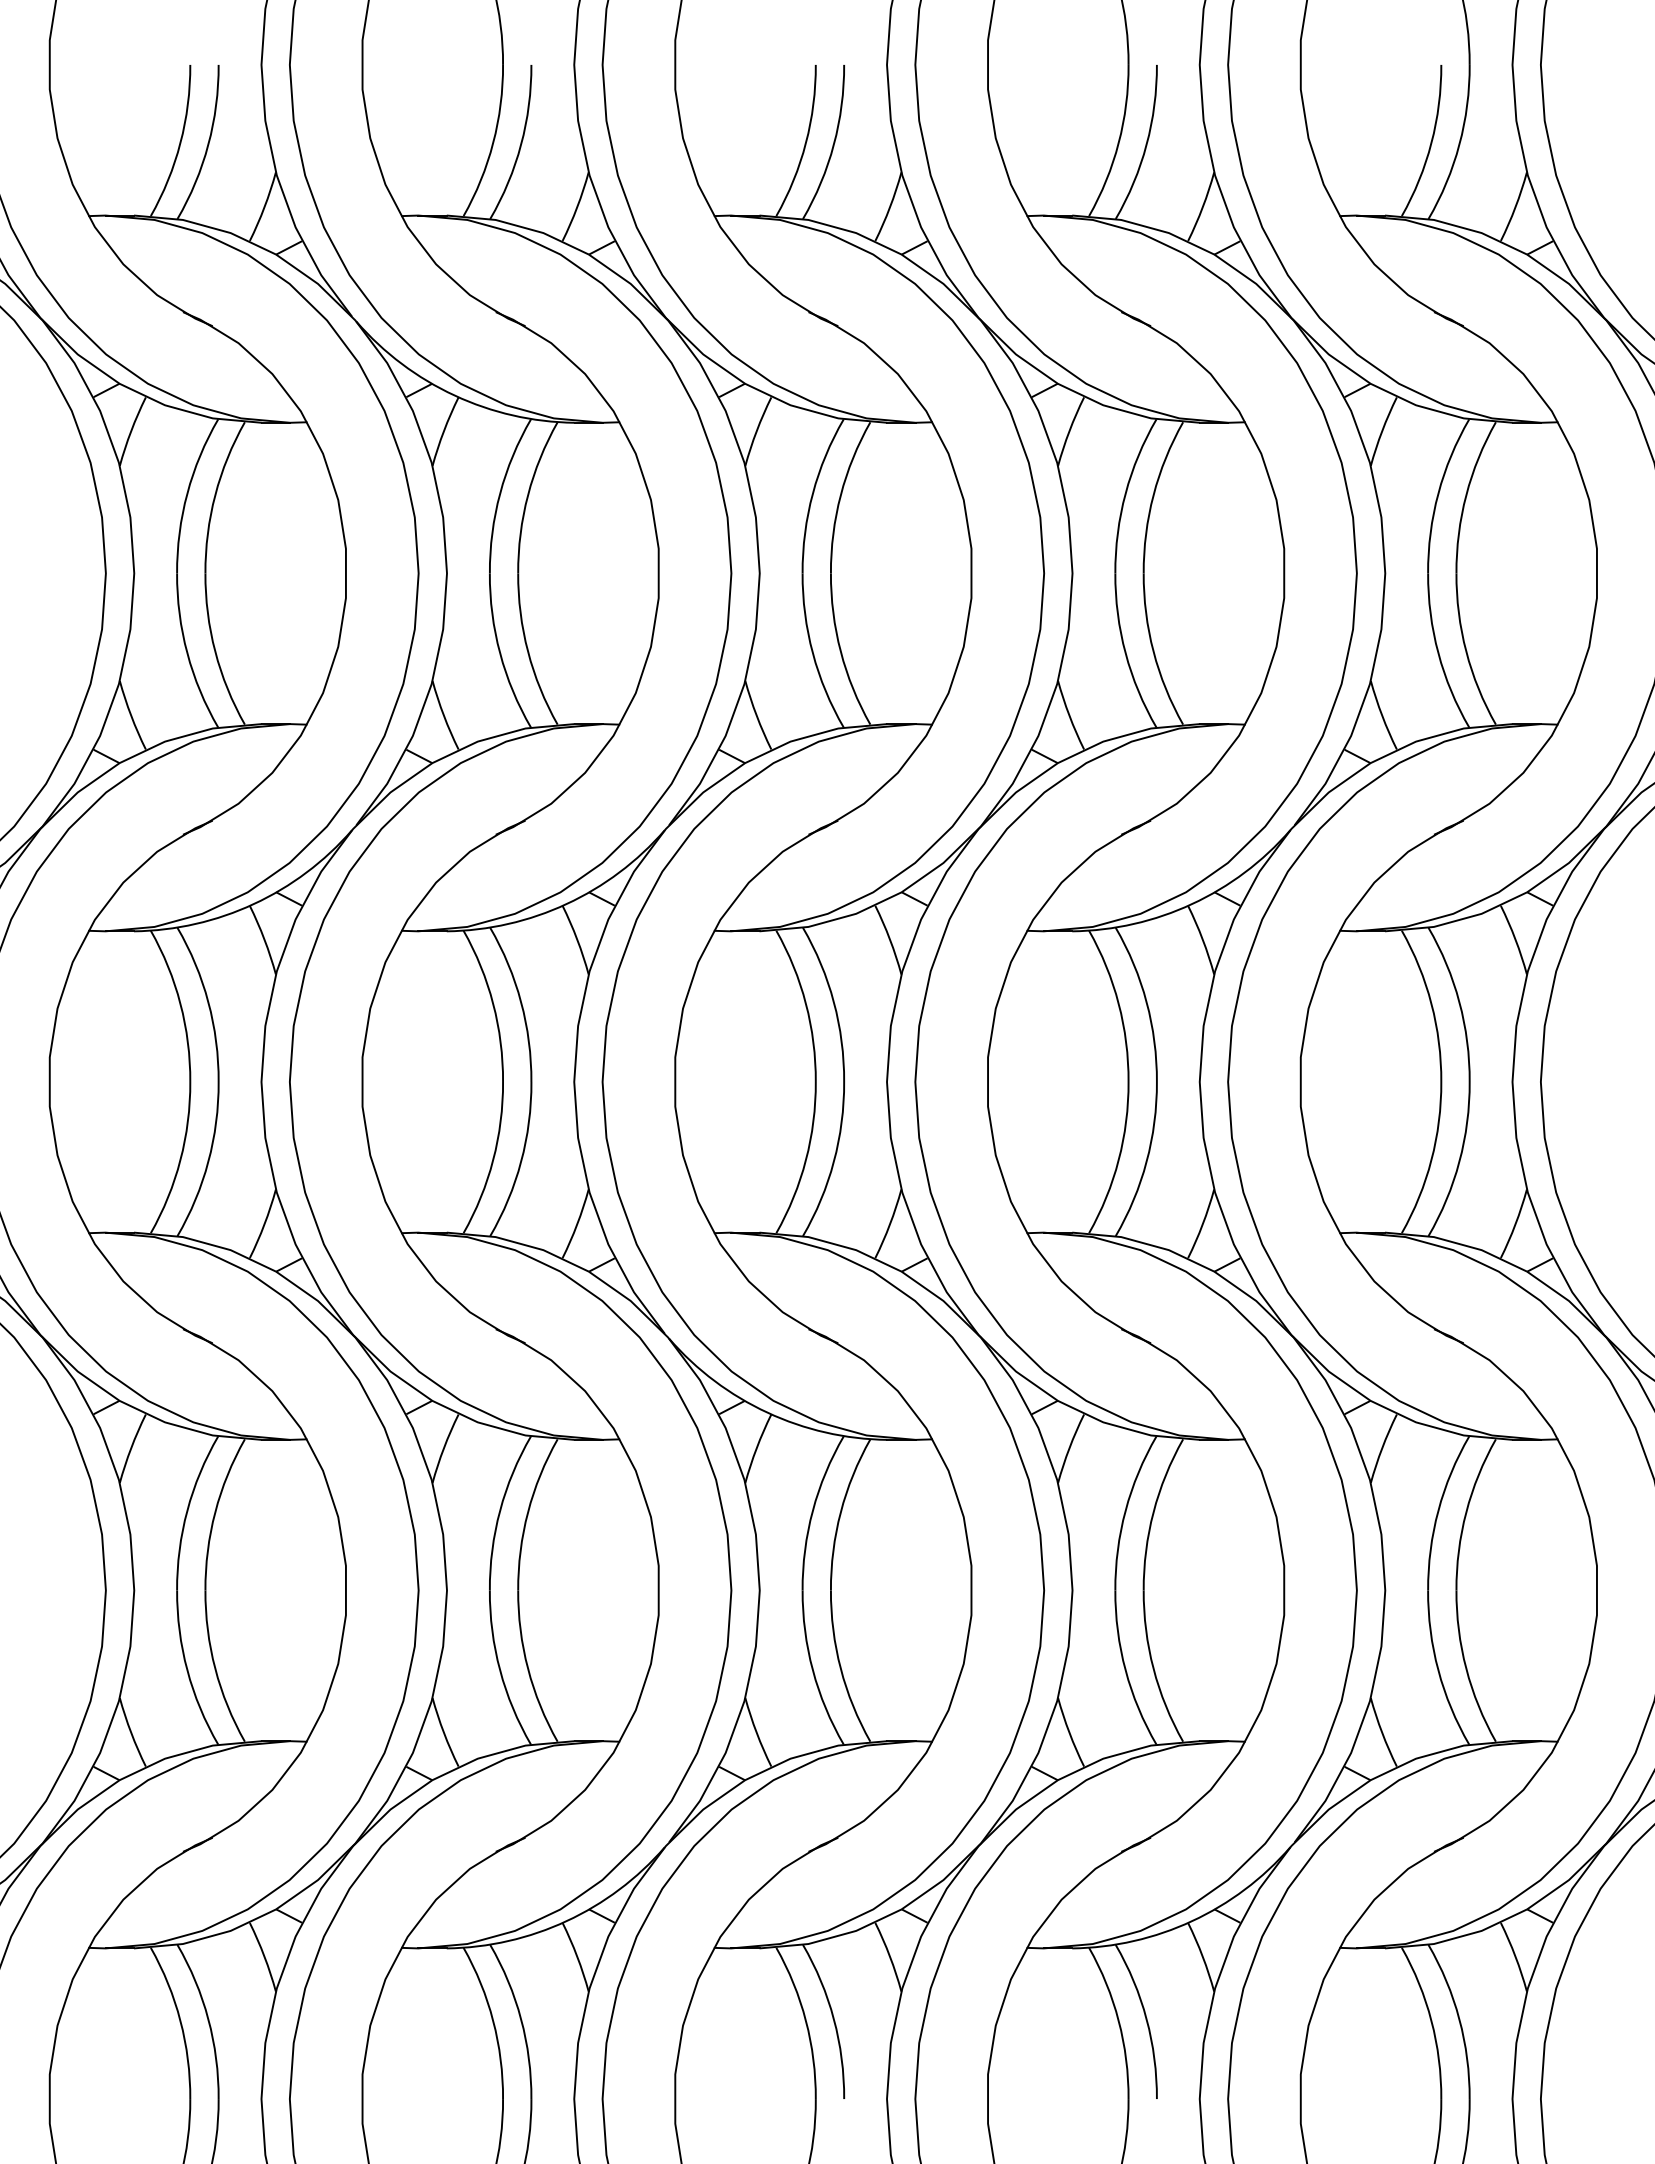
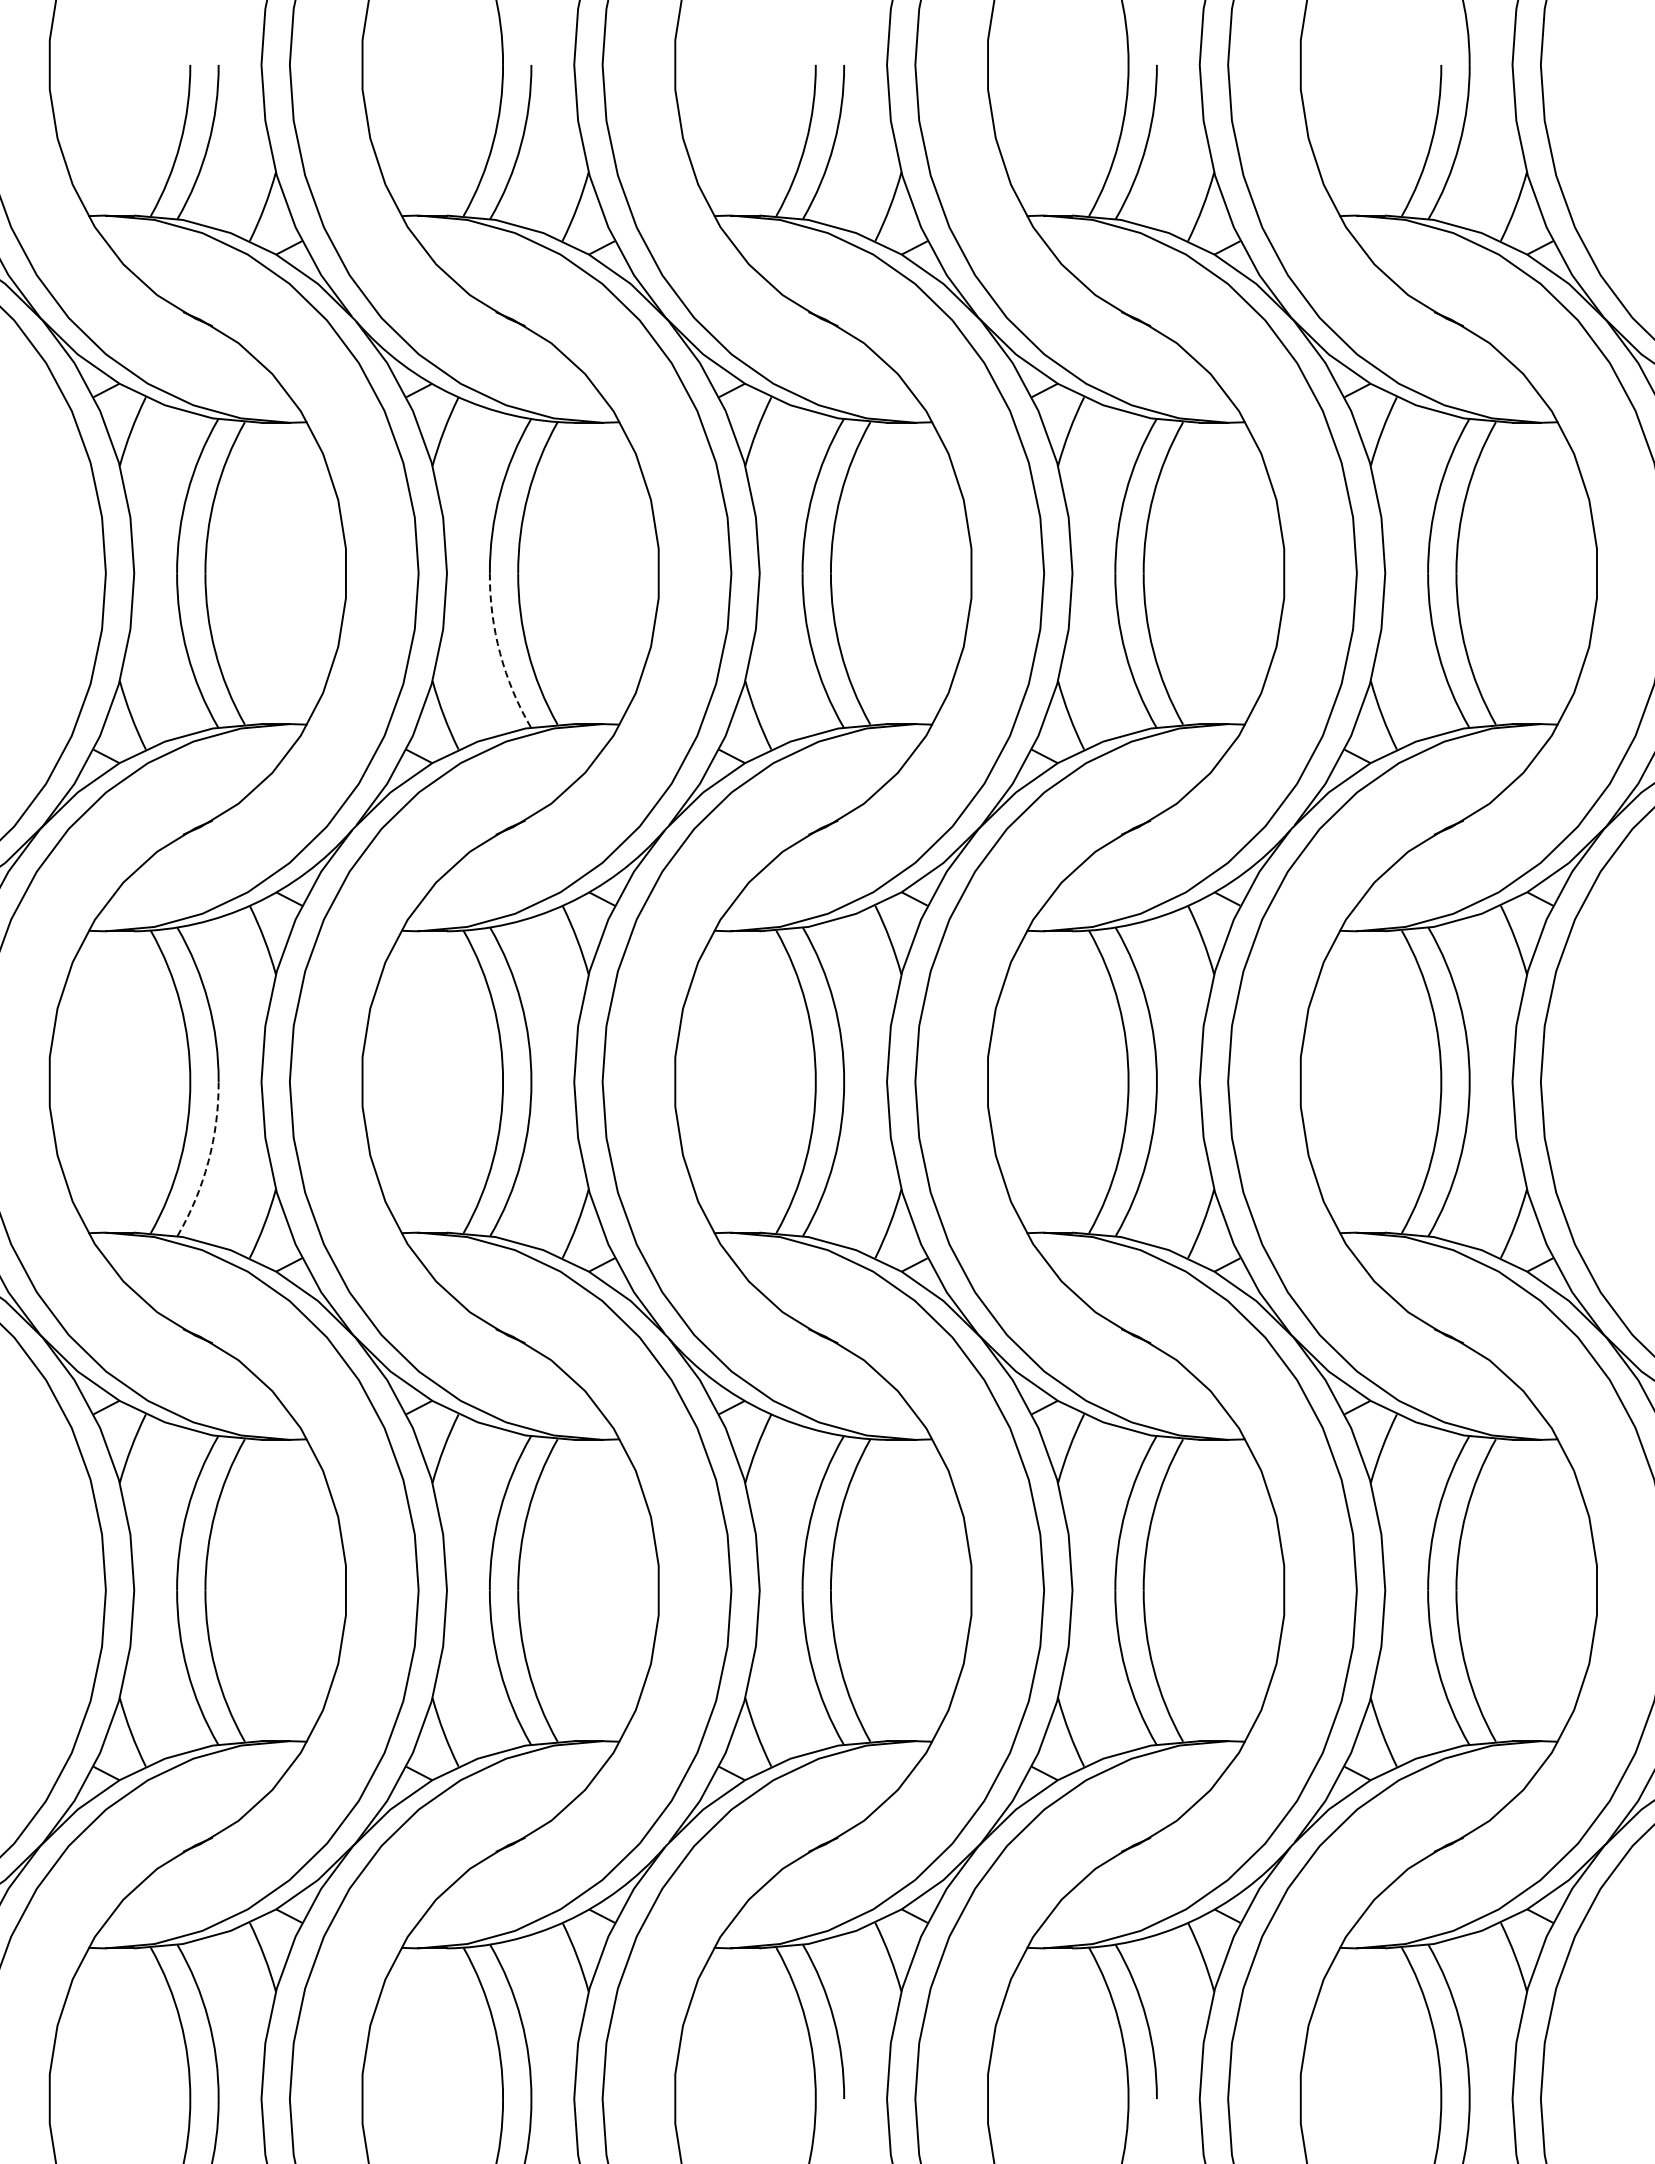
arc: solid -> dashed (500, 653)
arc: solid -> dashed (208, 1161)
